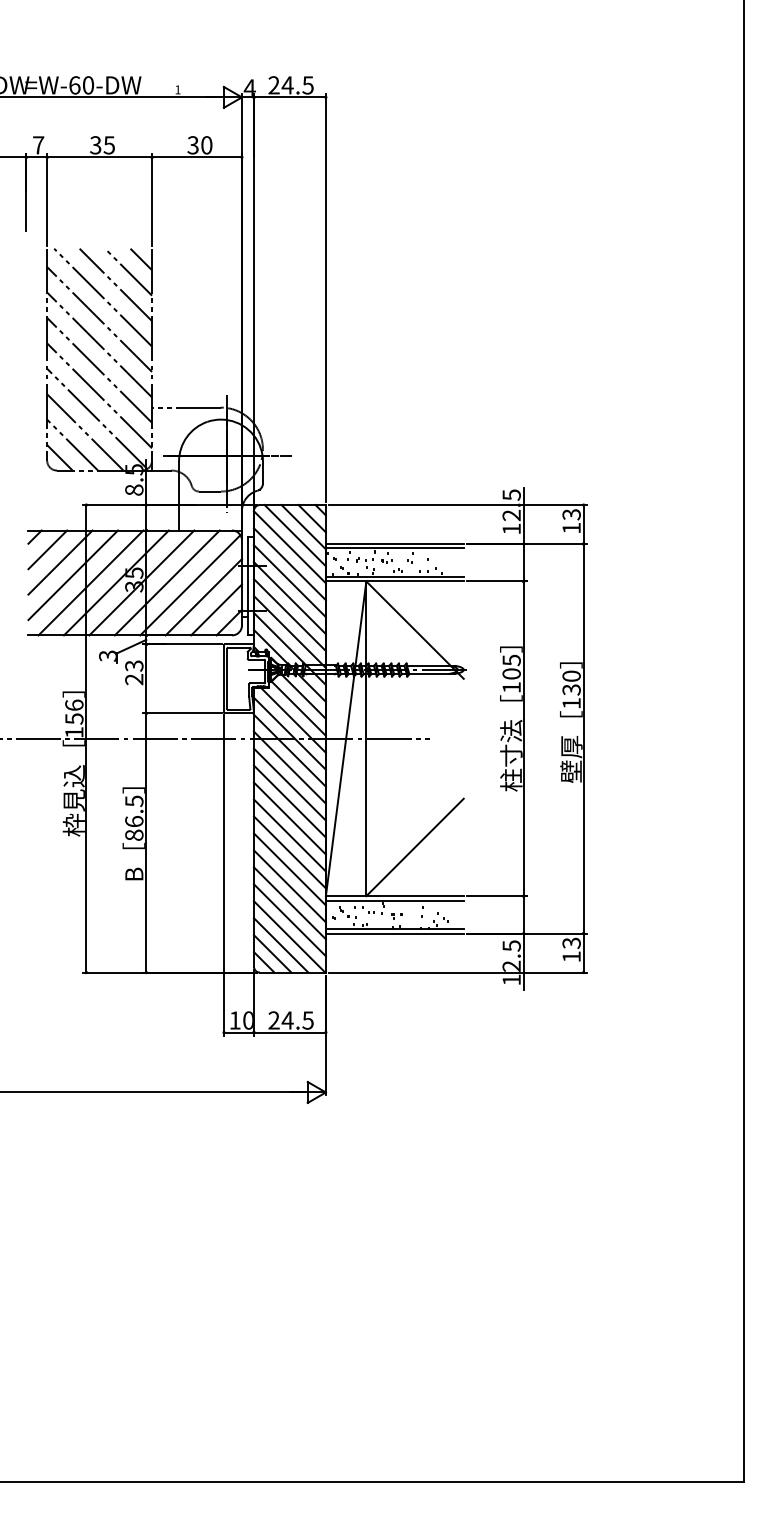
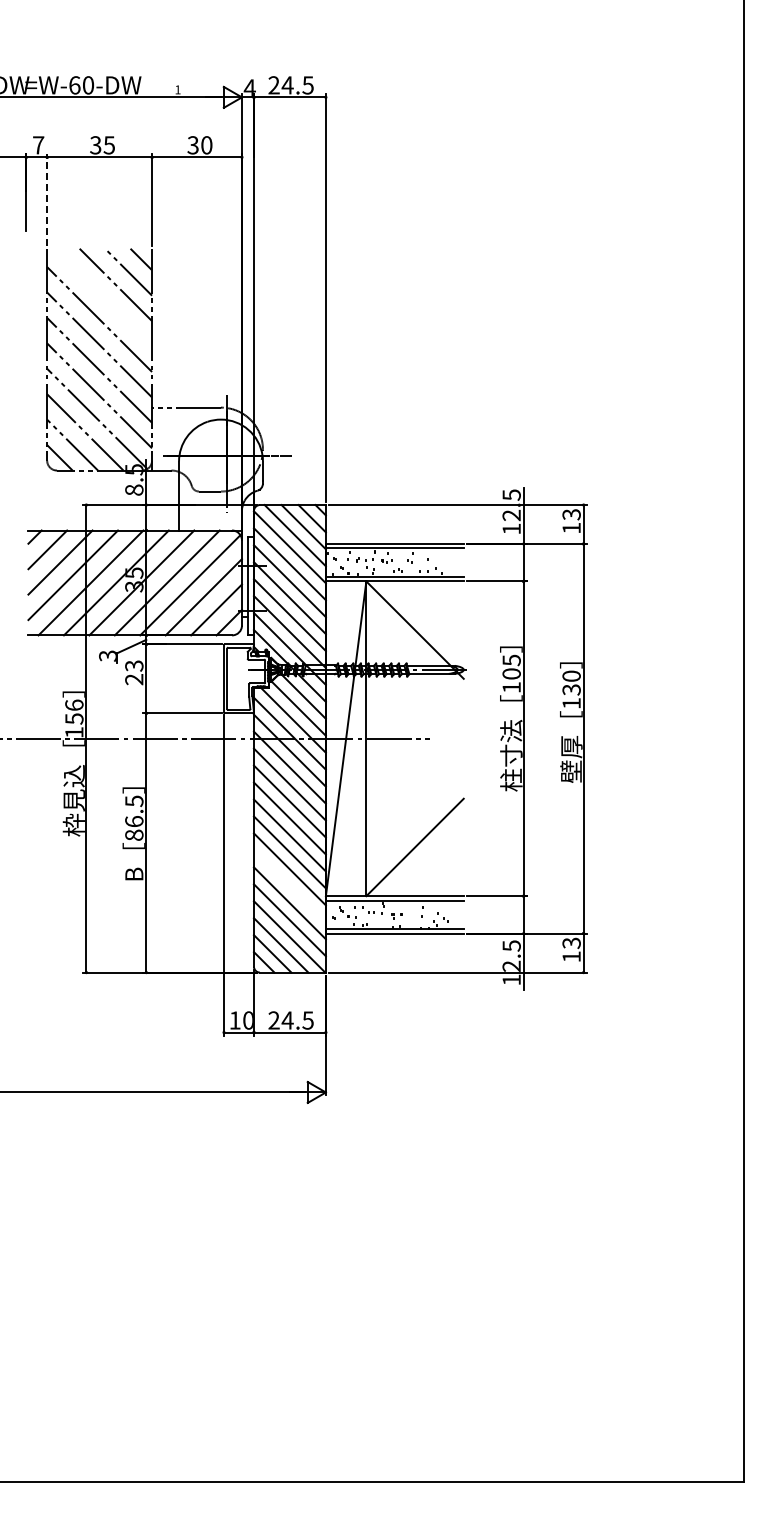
line: solid -> dashed (47, 200)
line: present -> none (103, 297)
line: present -> none (289, 886)
